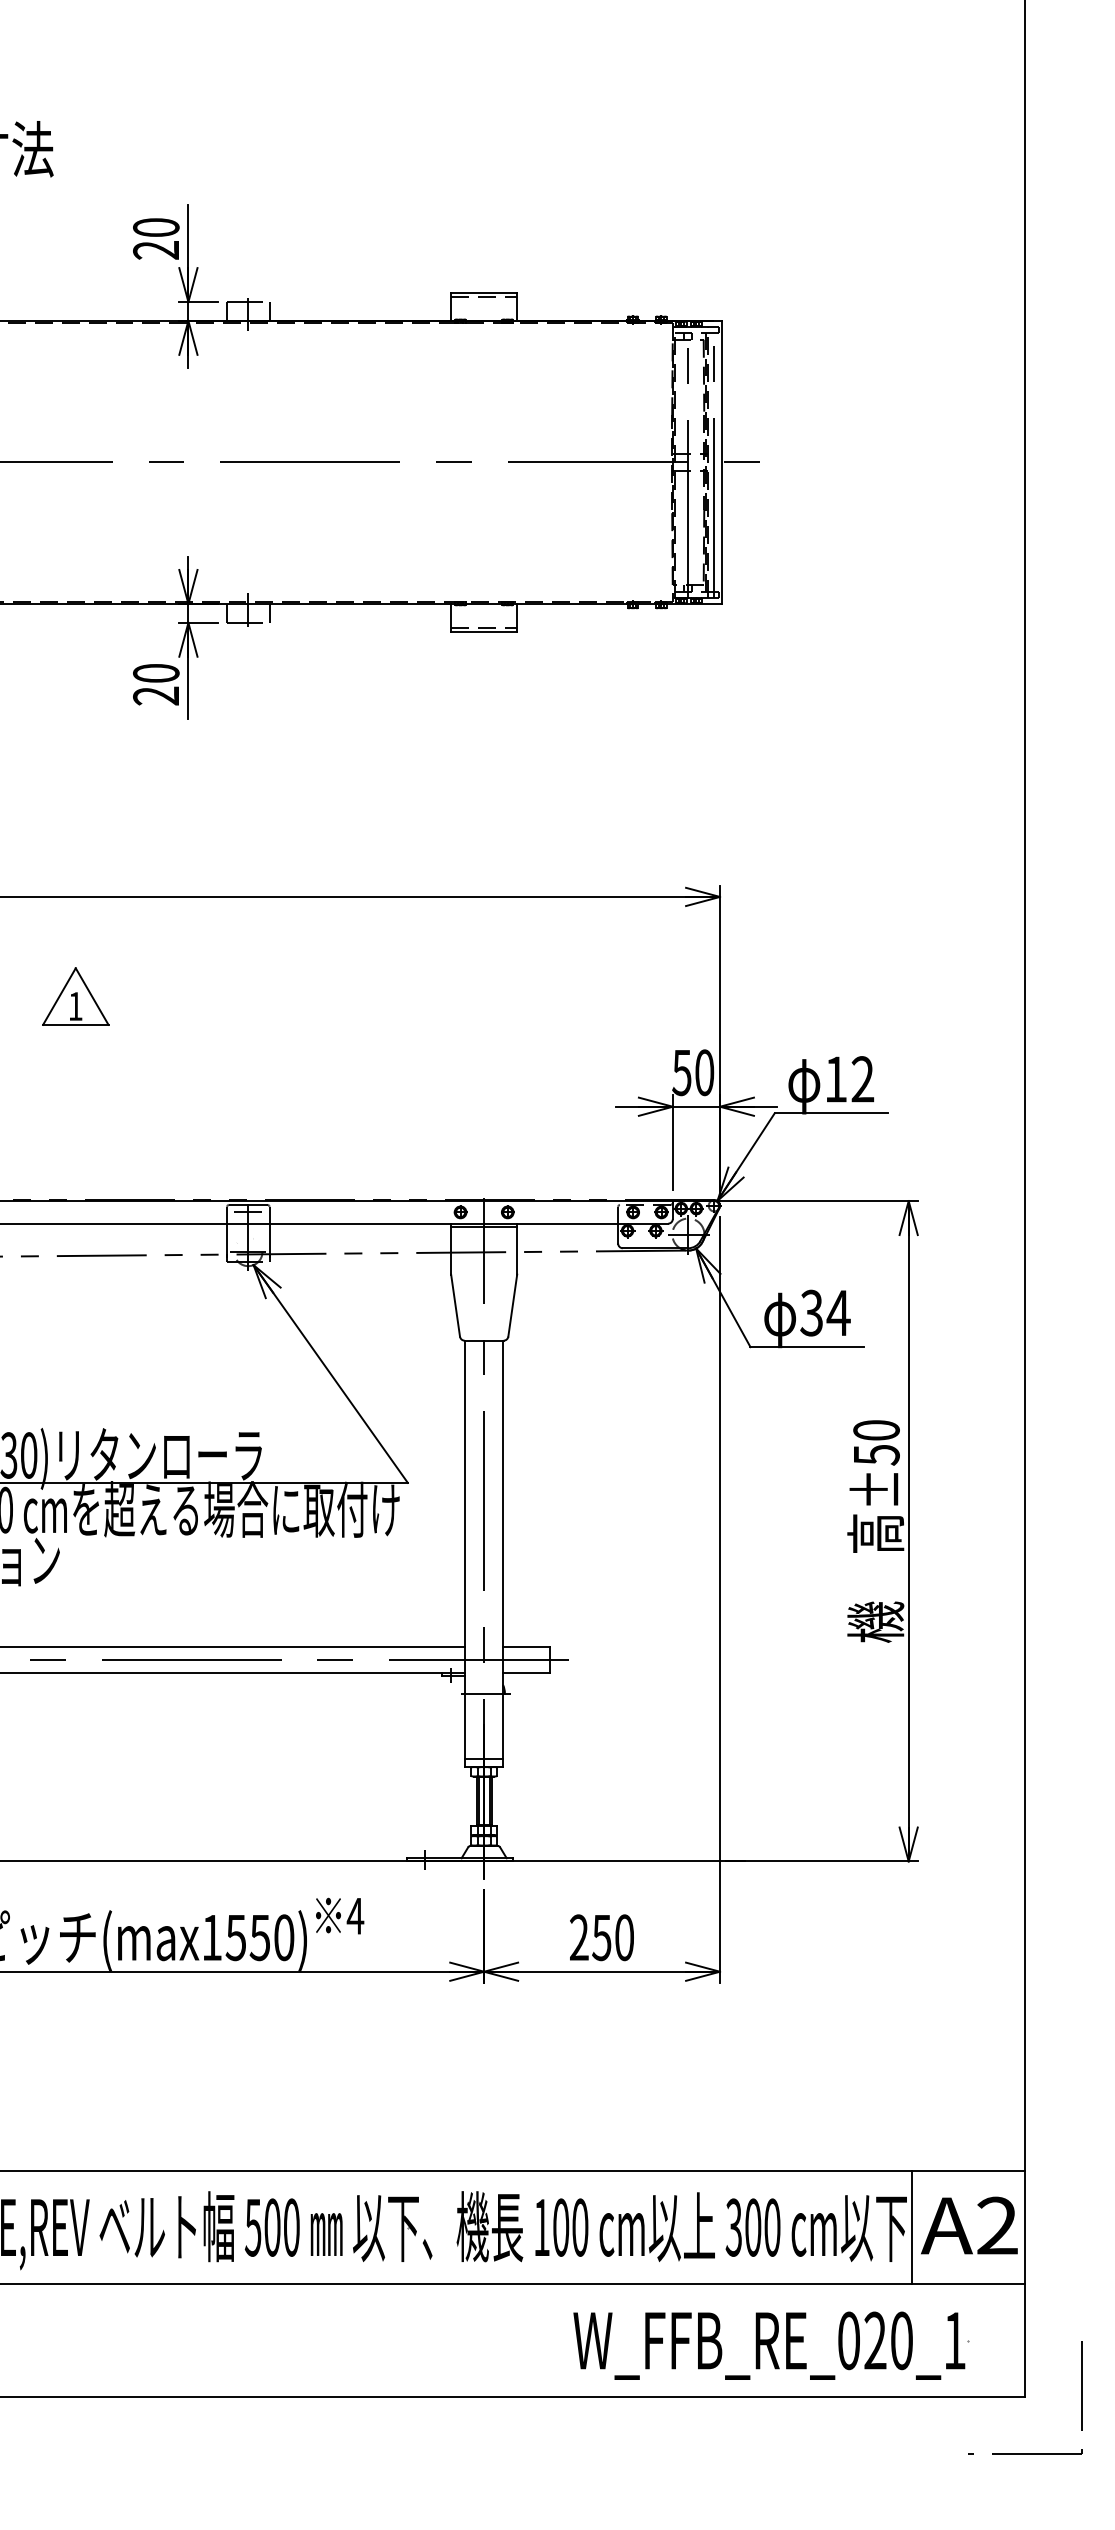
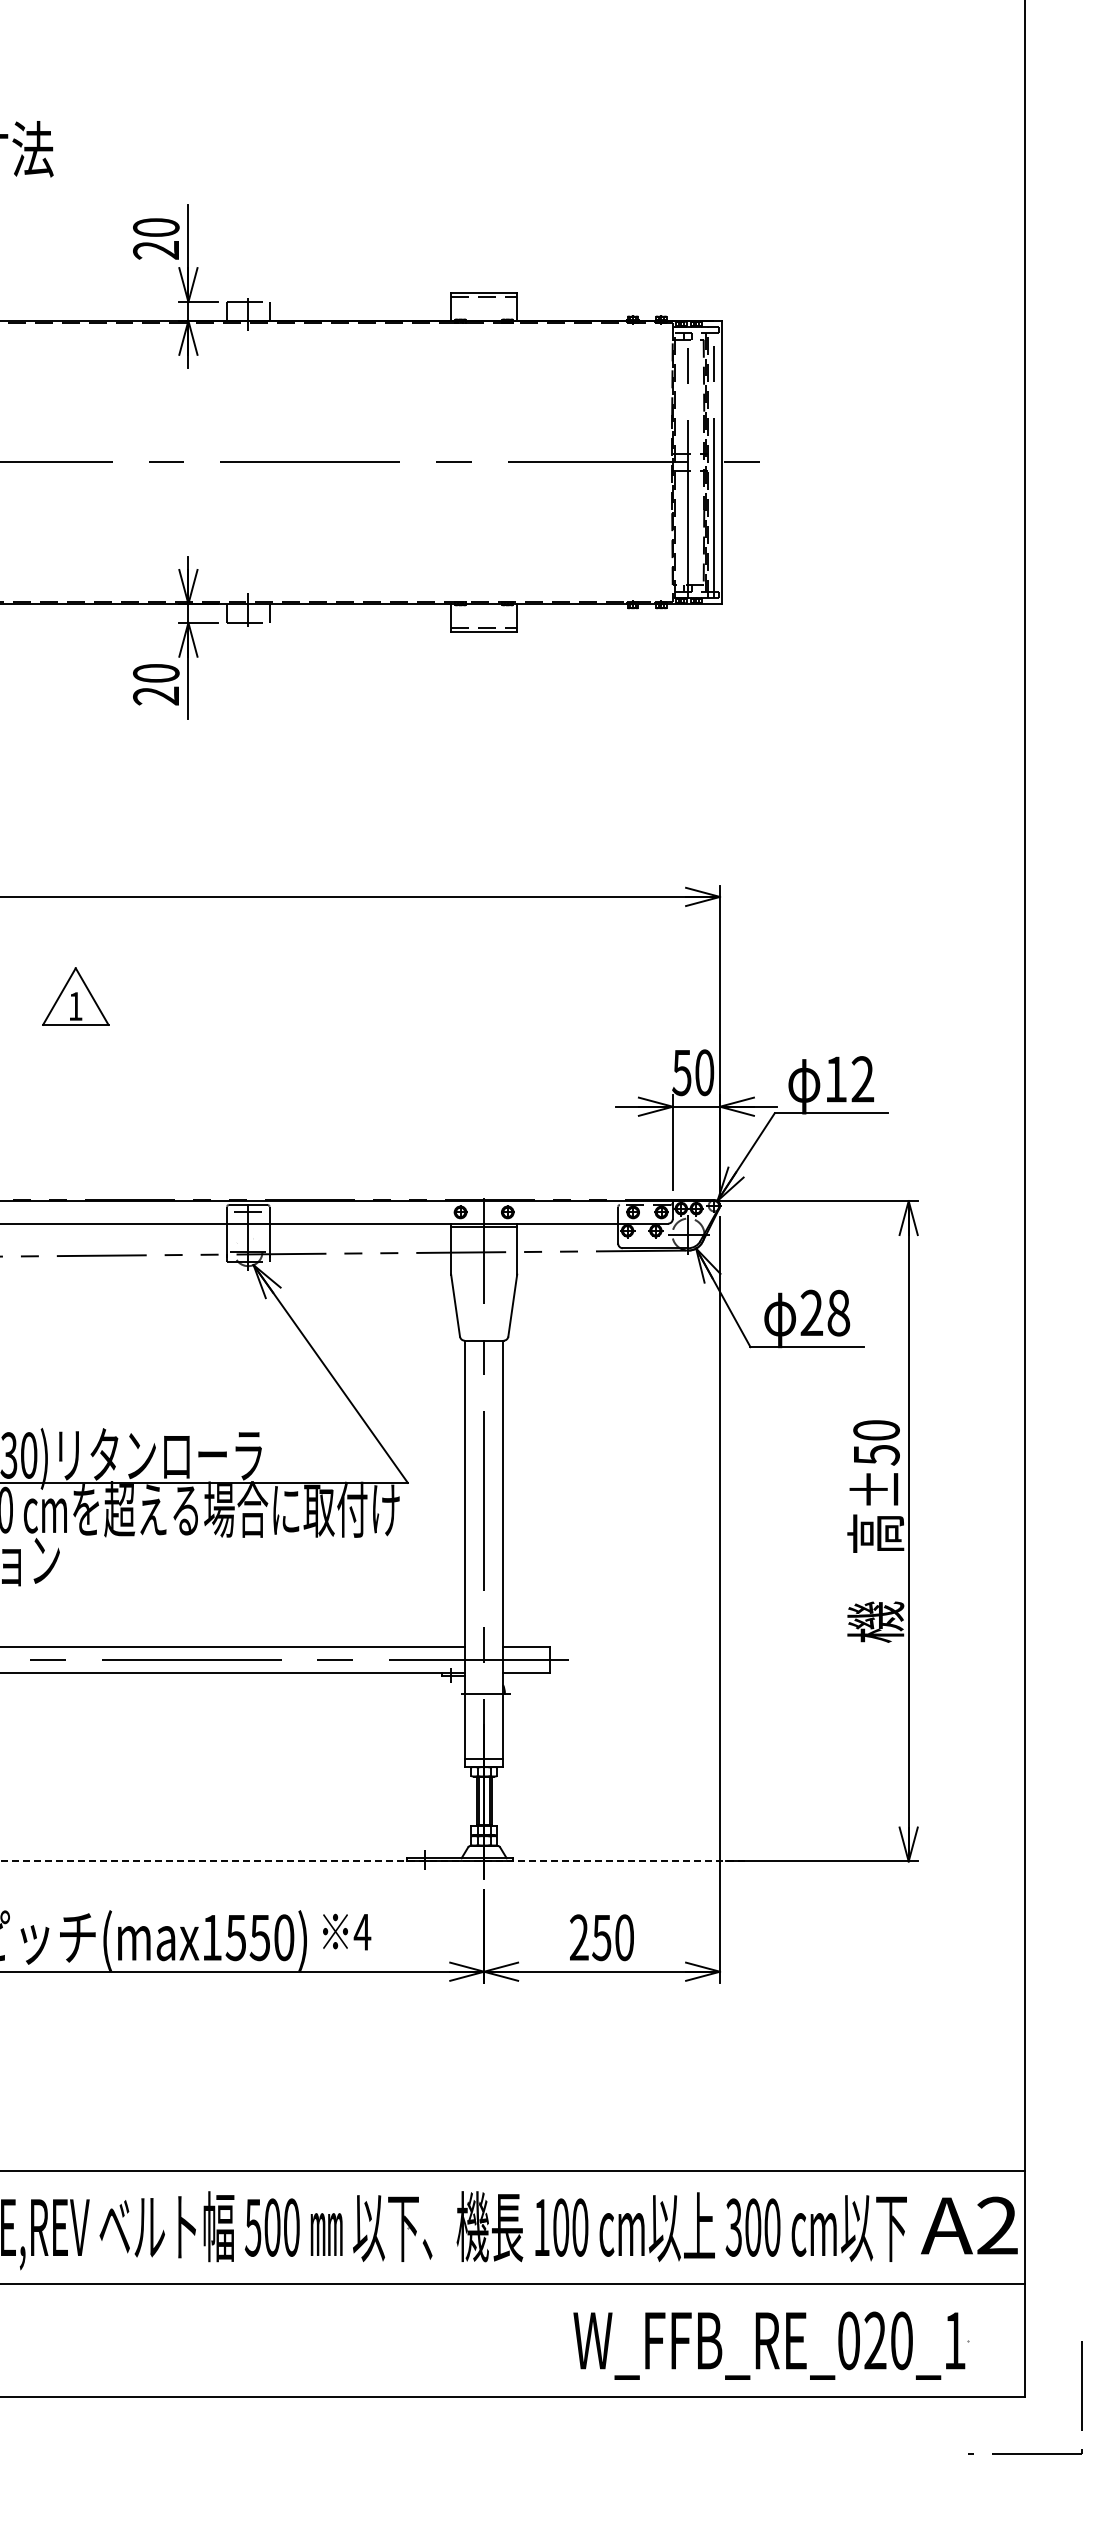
text: 34 -> 28 (825, 1312)
line: solid -> dashed (372, 1861)
text position: (340, 1915) -> (347, 1931) (347, 1931)
line: present -> none (911, 2227)
